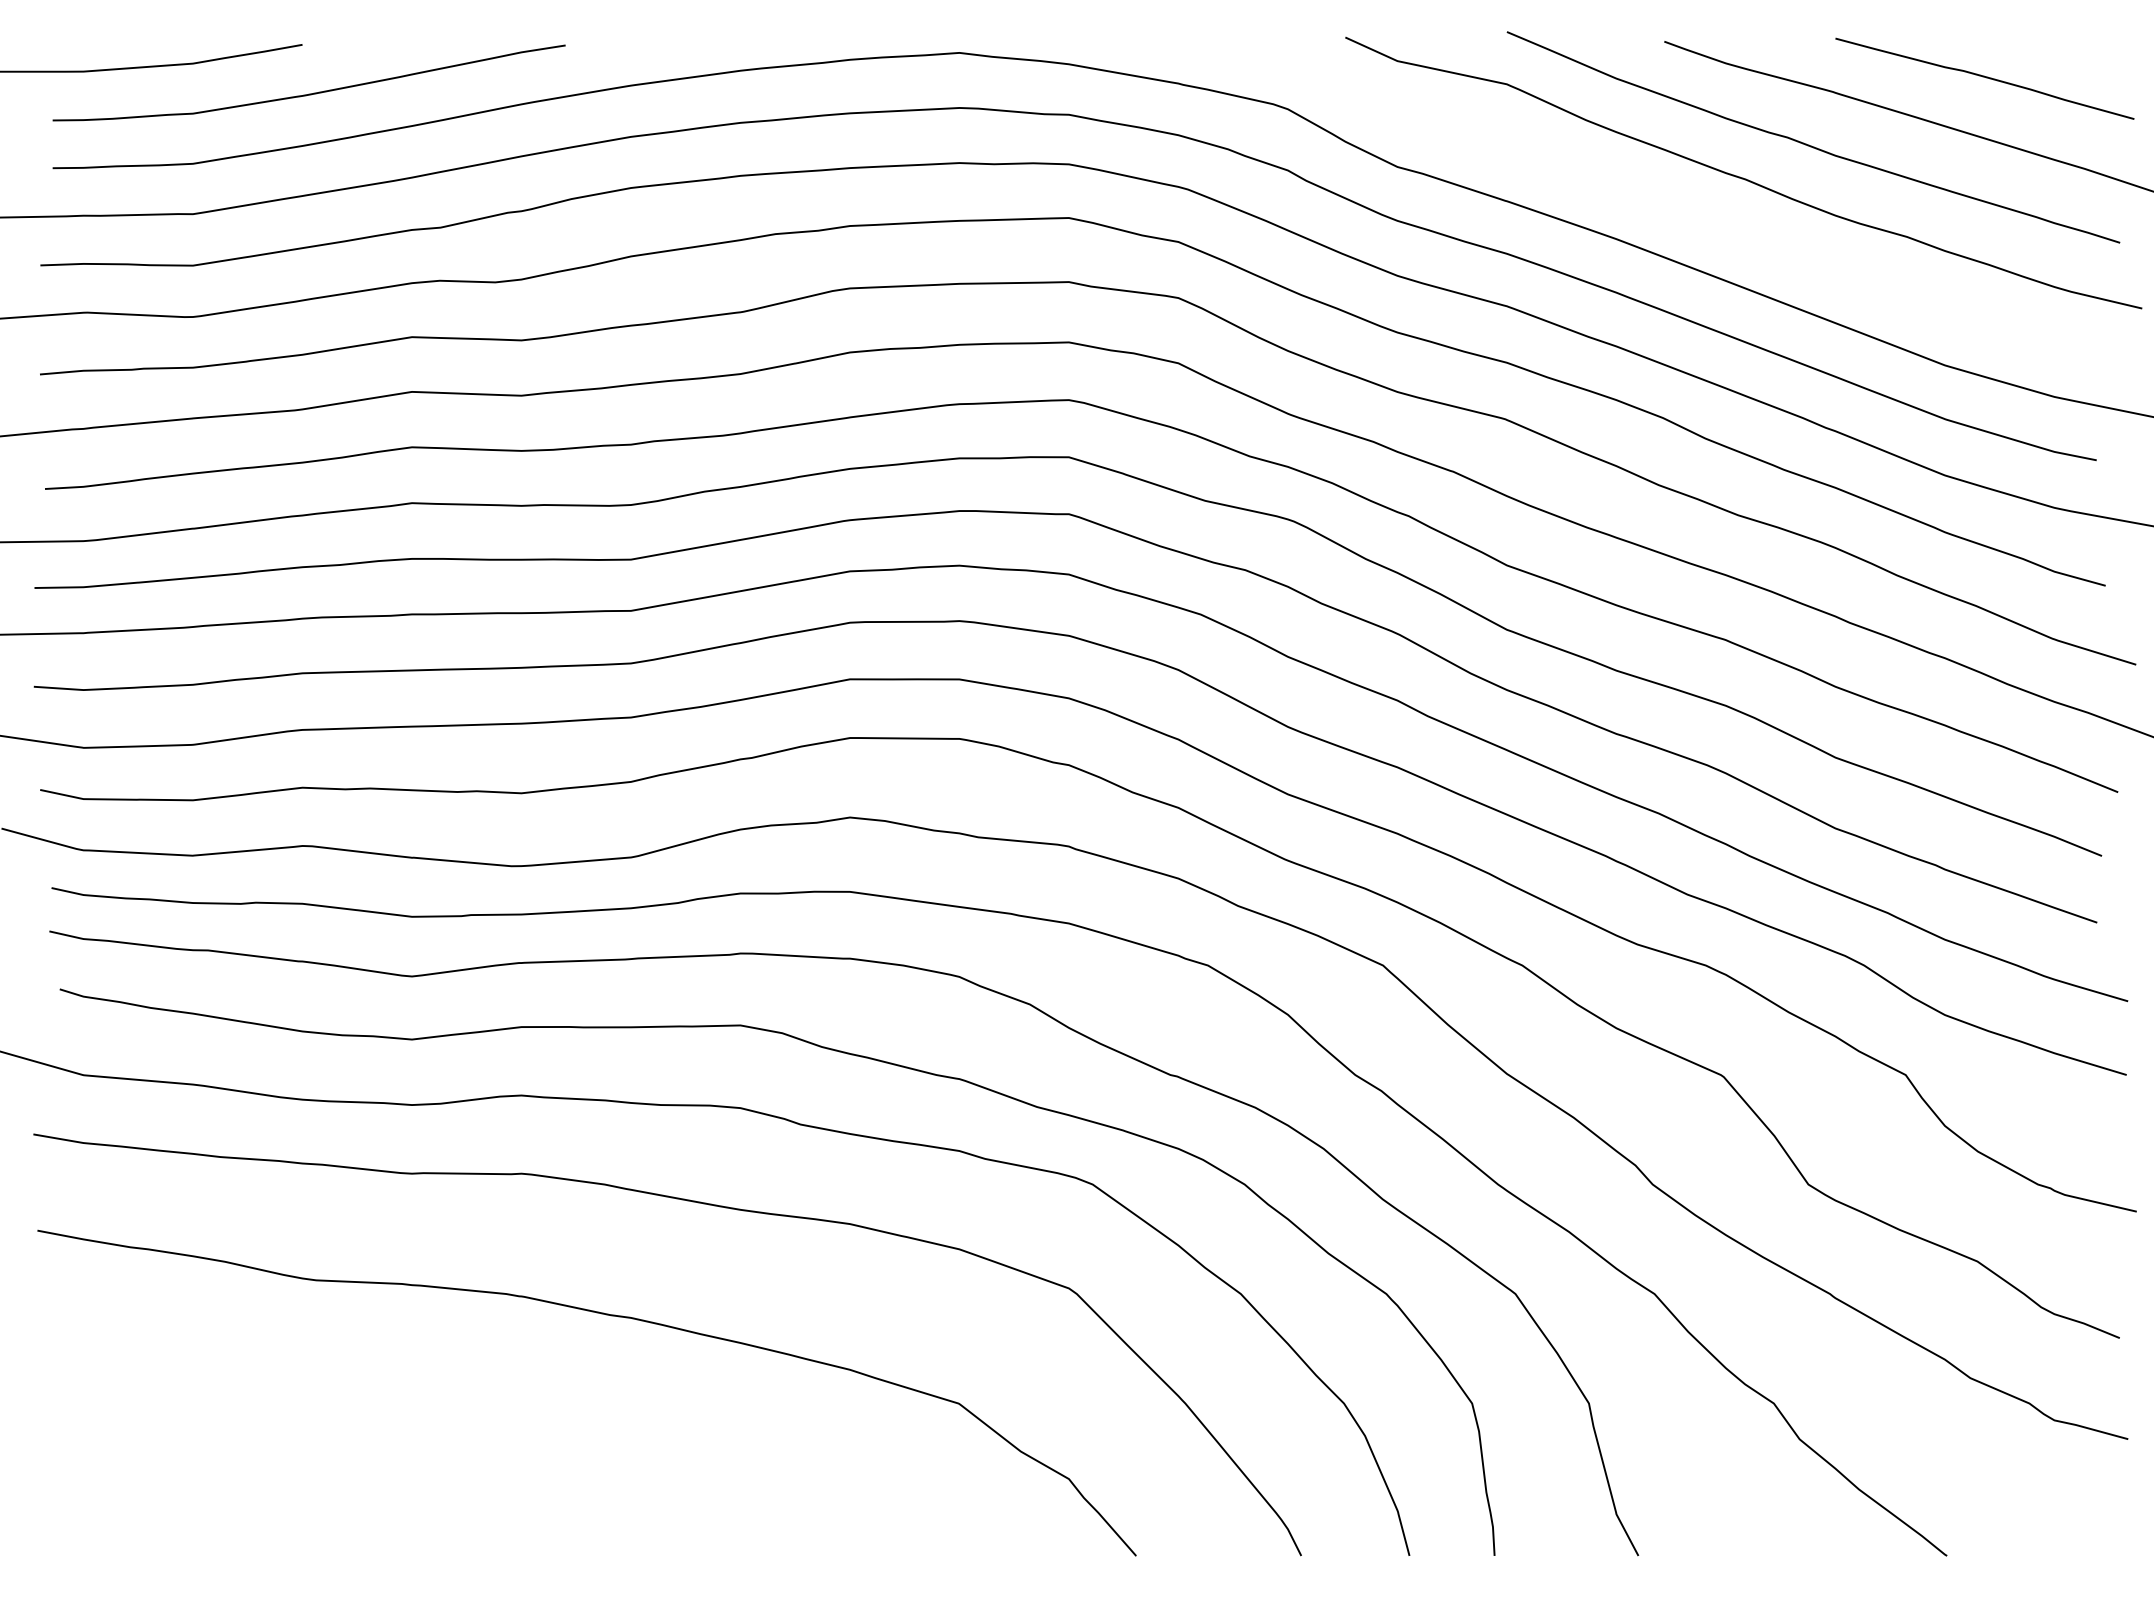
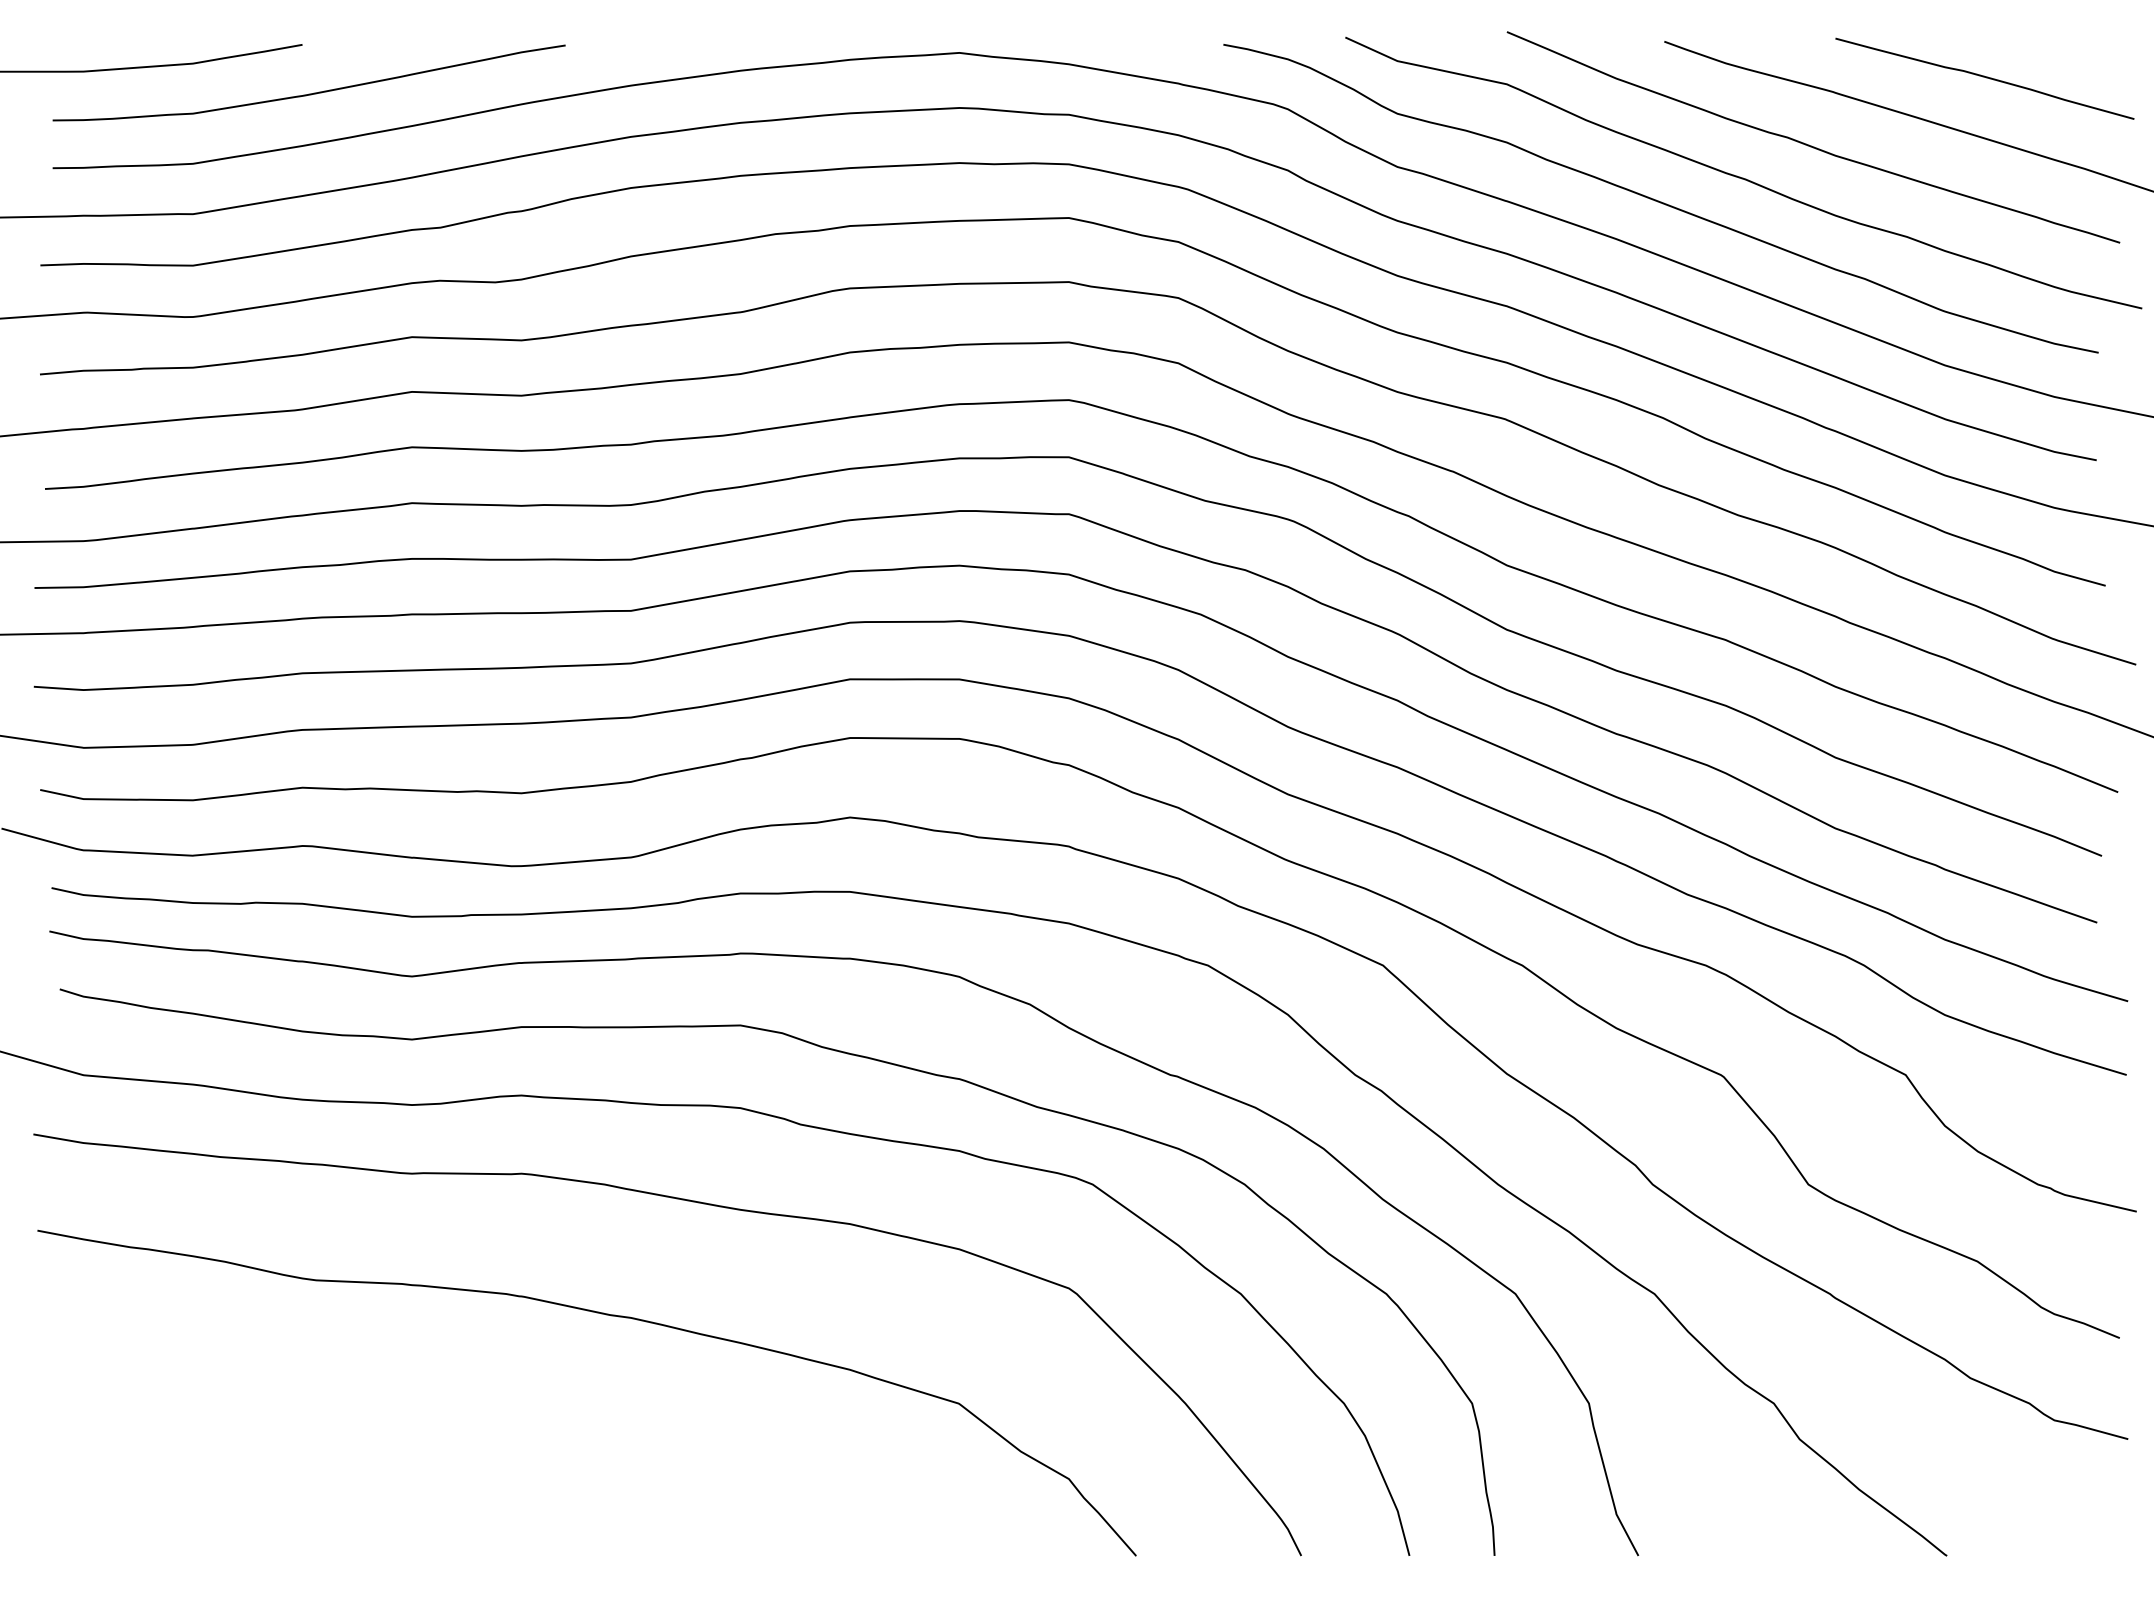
curve: none -> present (1658, 200)
